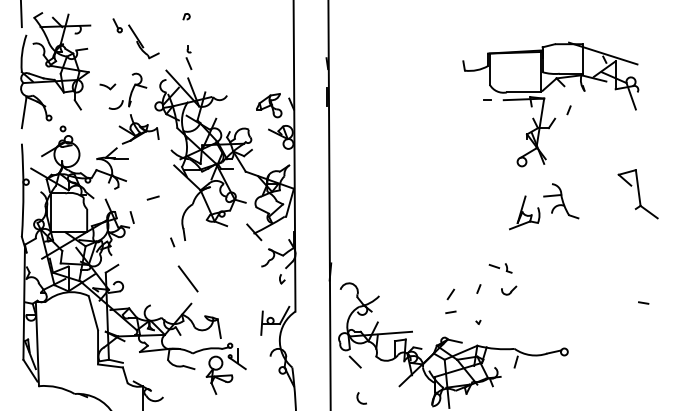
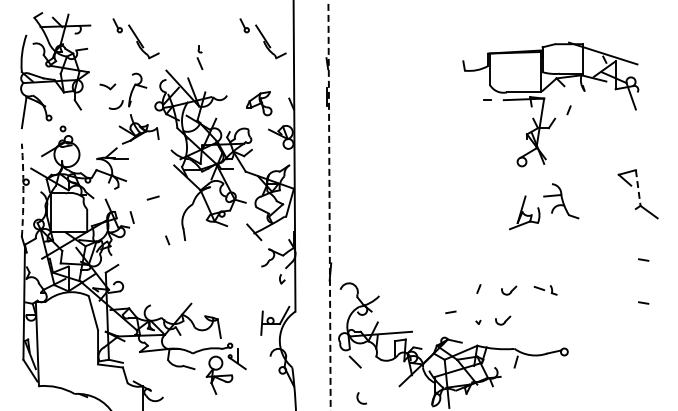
line: present -> none (21, 14)
part: present -> none (186, 16)
part: none -> present (262, 38)
part position: (188, 57) -> (199, 57) (199, 57)
part position: (269, 105) -> (259, 103) (259, 103)
line: solid -> dashed (638, 188)
arc: solid -> dashed (23, 190)
line: solid -> dashed (329, 205)
line position: (172, 242) -> (167, 240) (167, 240)
line: none -> present (643, 259)
part position: (500, 268) -> (545, 290) (545, 290)
line: present -> none (187, 278)
line: present -> none (450, 294)
part: none -> present (503, 320)
